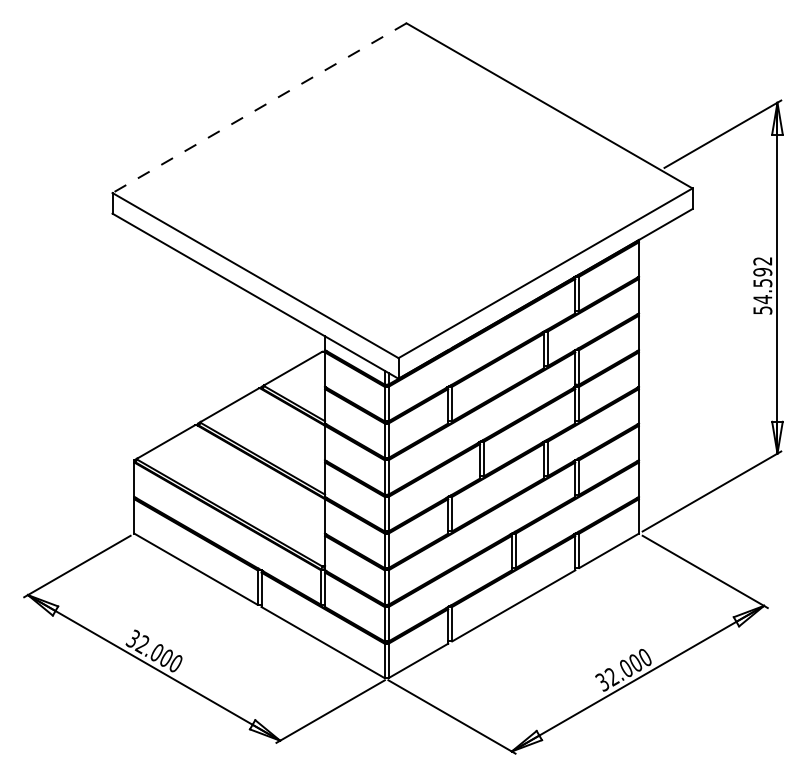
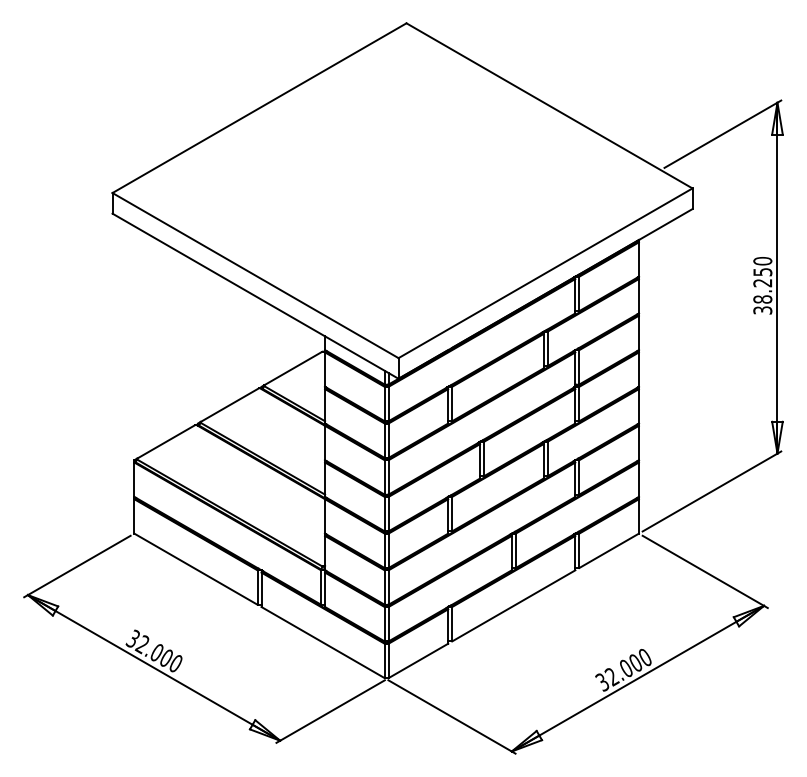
line: dashed -> solid (259, 108)
text: 54.592 -> 38.250 (762, 285)
